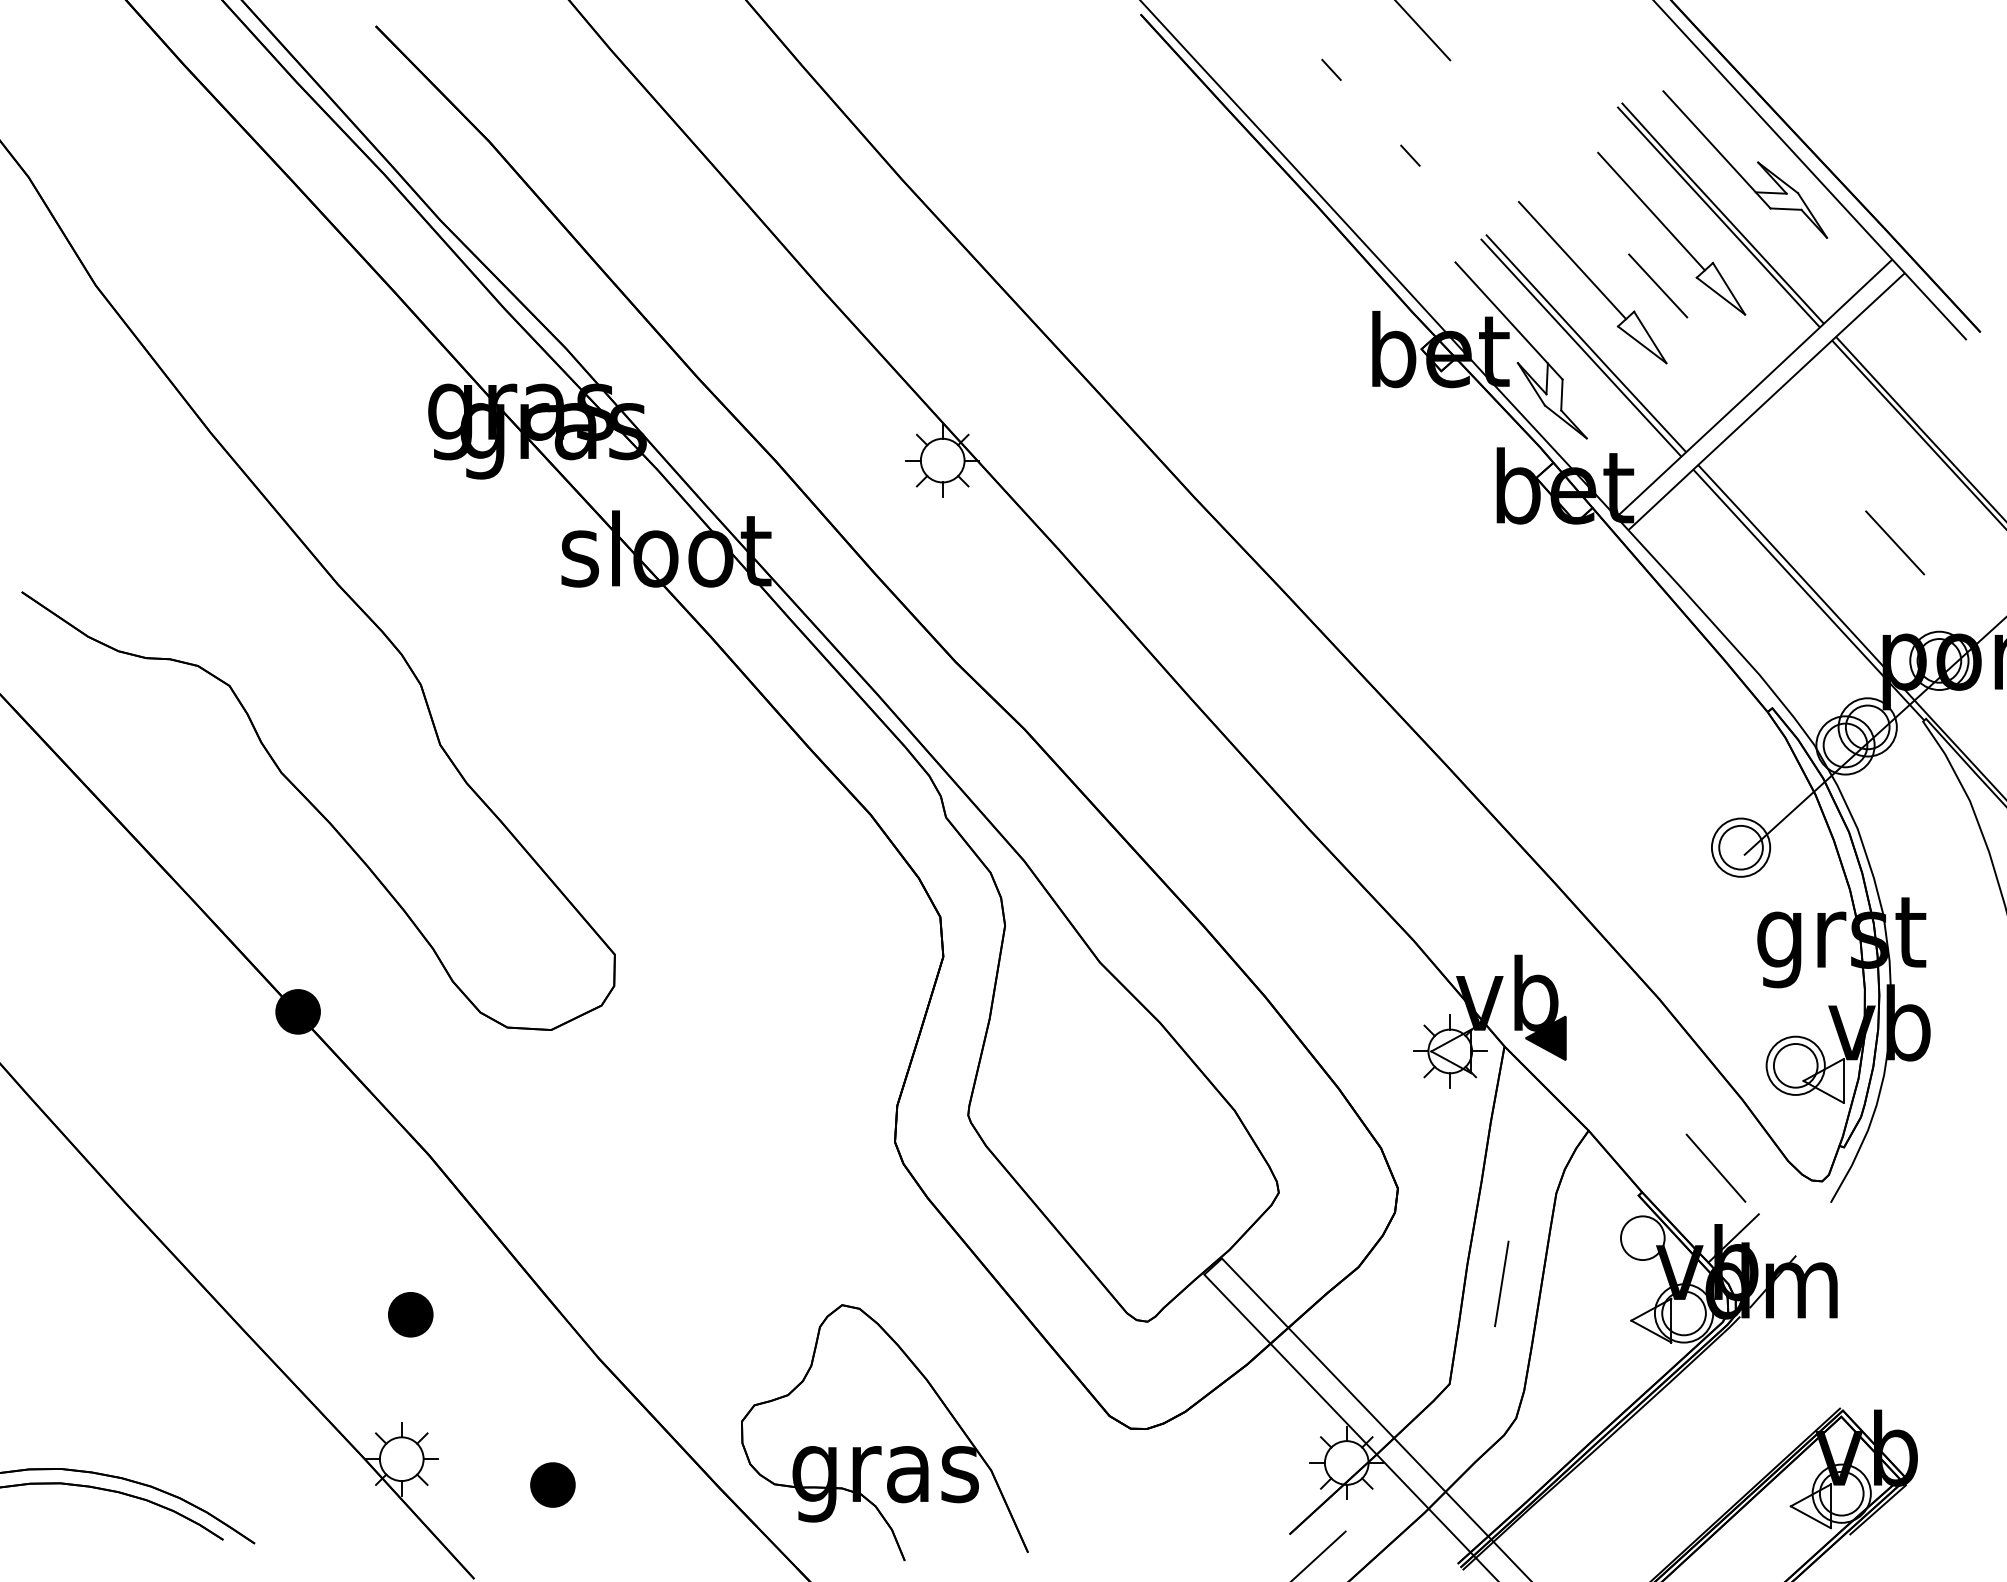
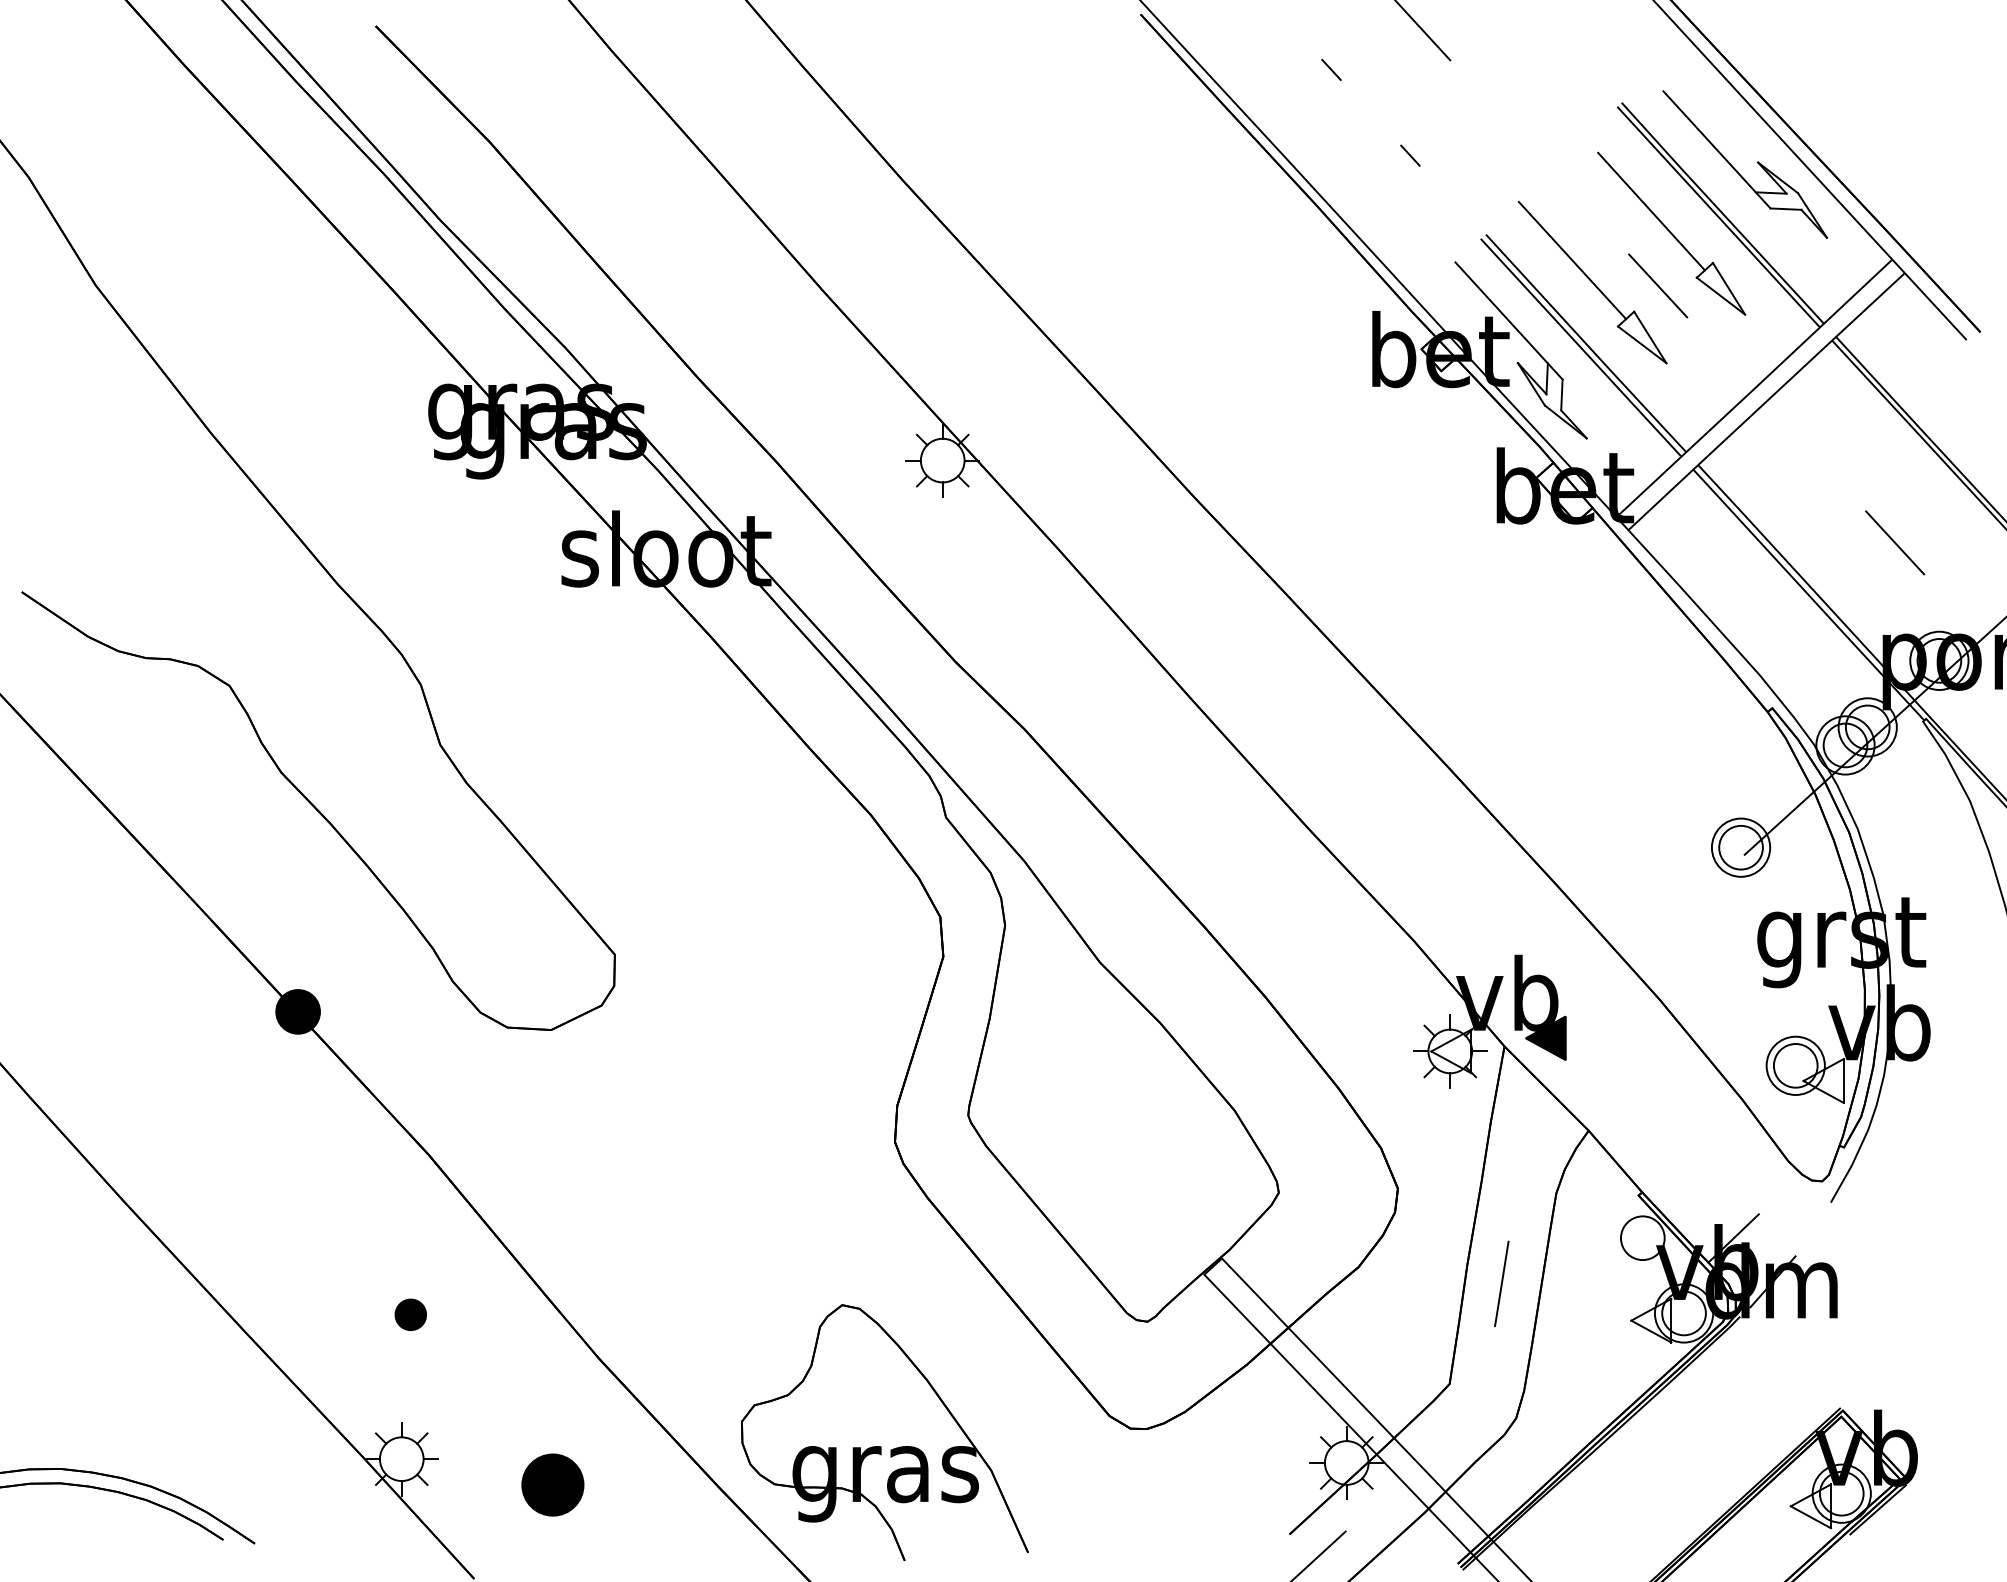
line: present -> none (1715, 1167)
part size: 46x46 px -> 33x33 px (410, 1314)
part size: 46x46 px -> 64x64 px (552, 1484)
